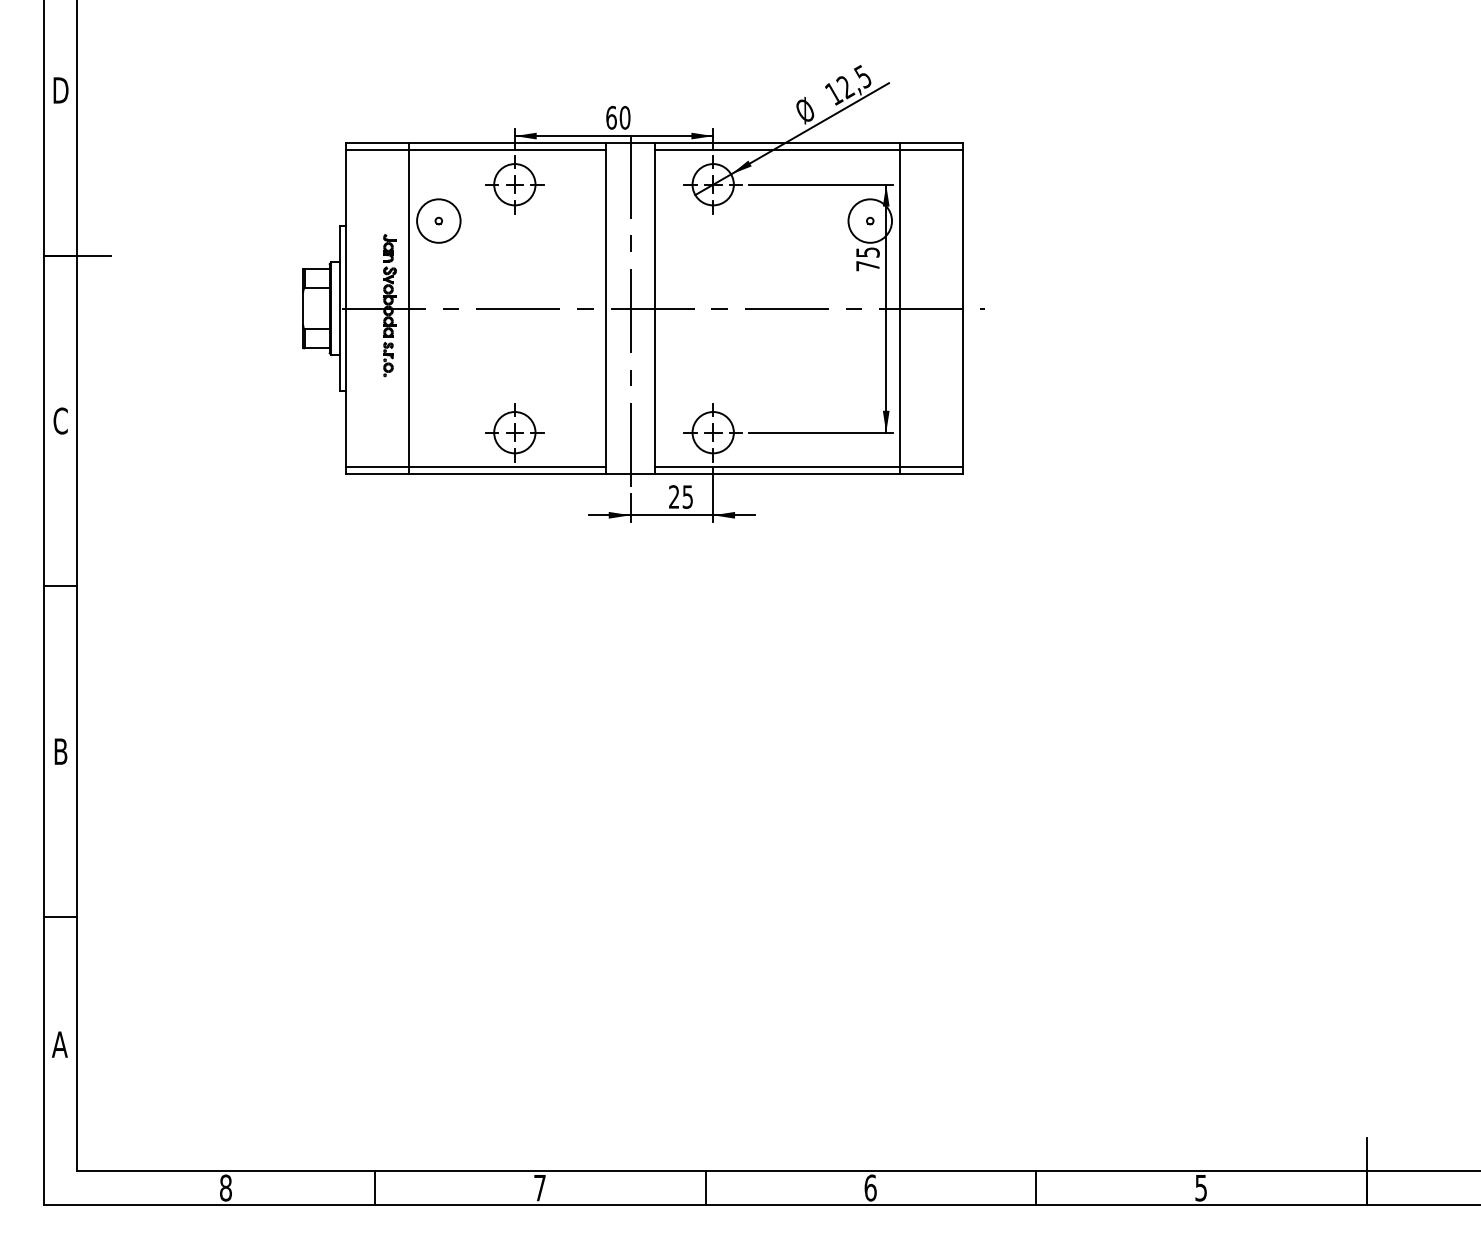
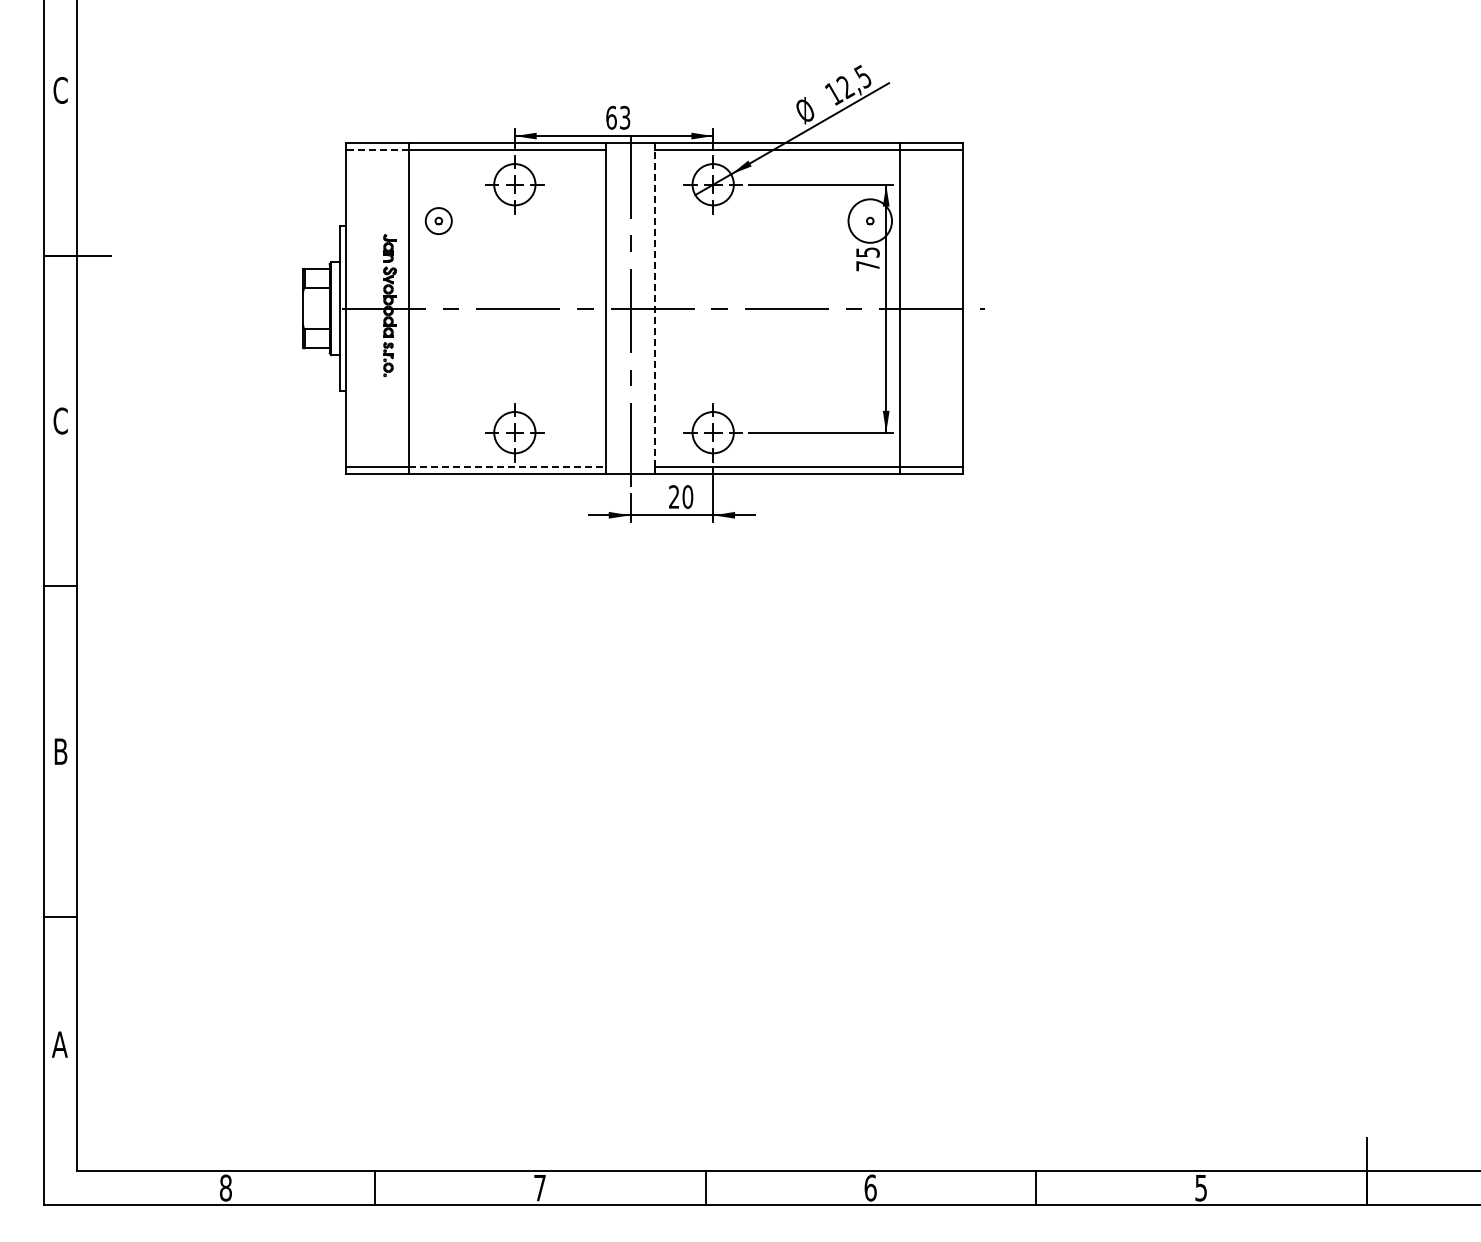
text: D -> C (60, 89)
text: 60 -> 63 (624, 117)
line: solid -> dashed (377, 150)
circle diameter: 44 px -> 26 px (438, 221)
line: solid -> dashed (655, 308)
line: solid -> dashed (507, 467)
text: 25 -> 20 (687, 496)
